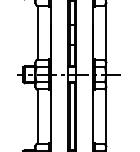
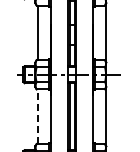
line: solid -> dashed (37, 116)
